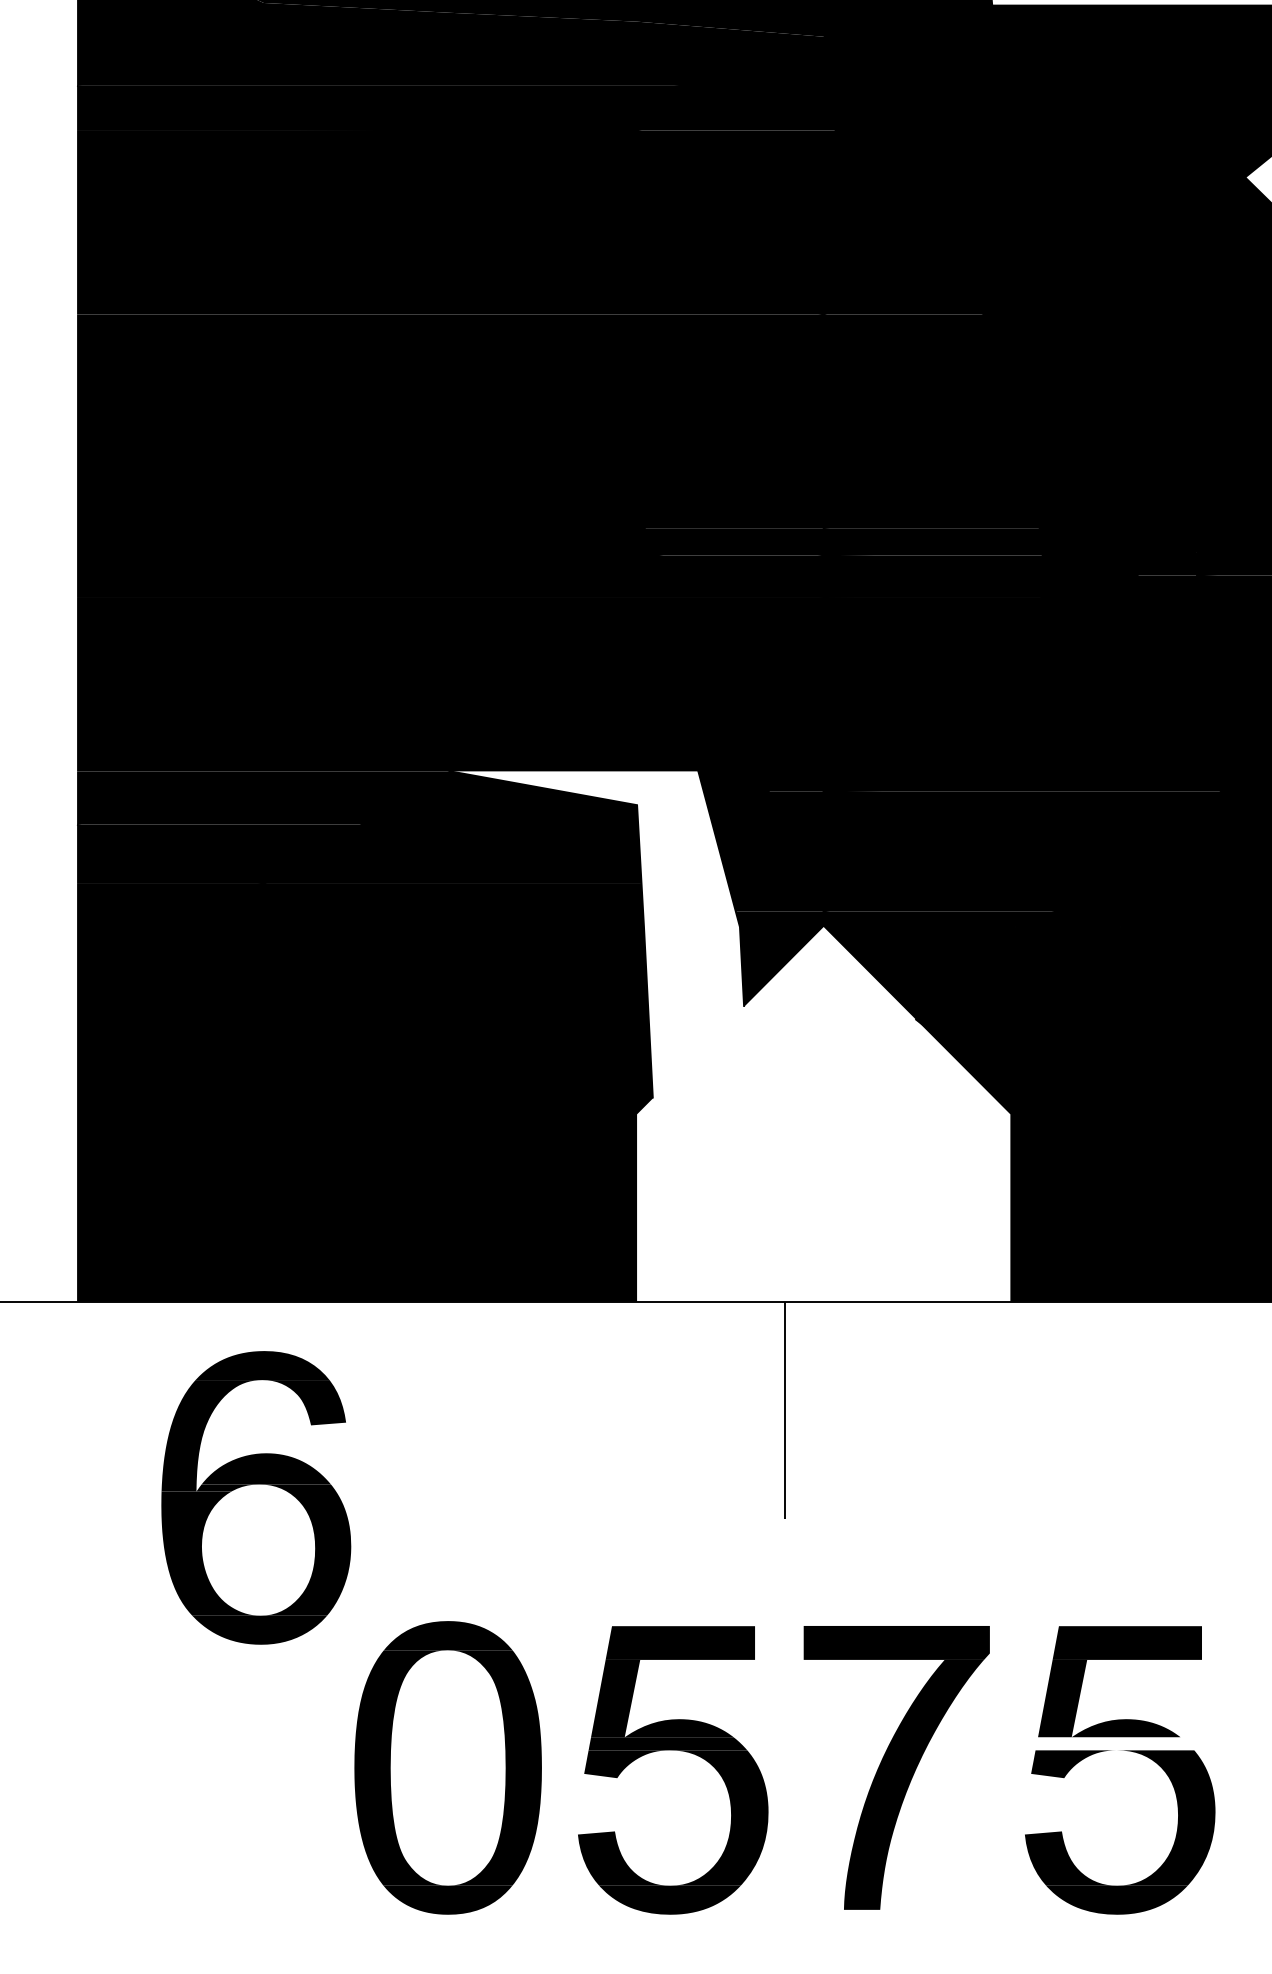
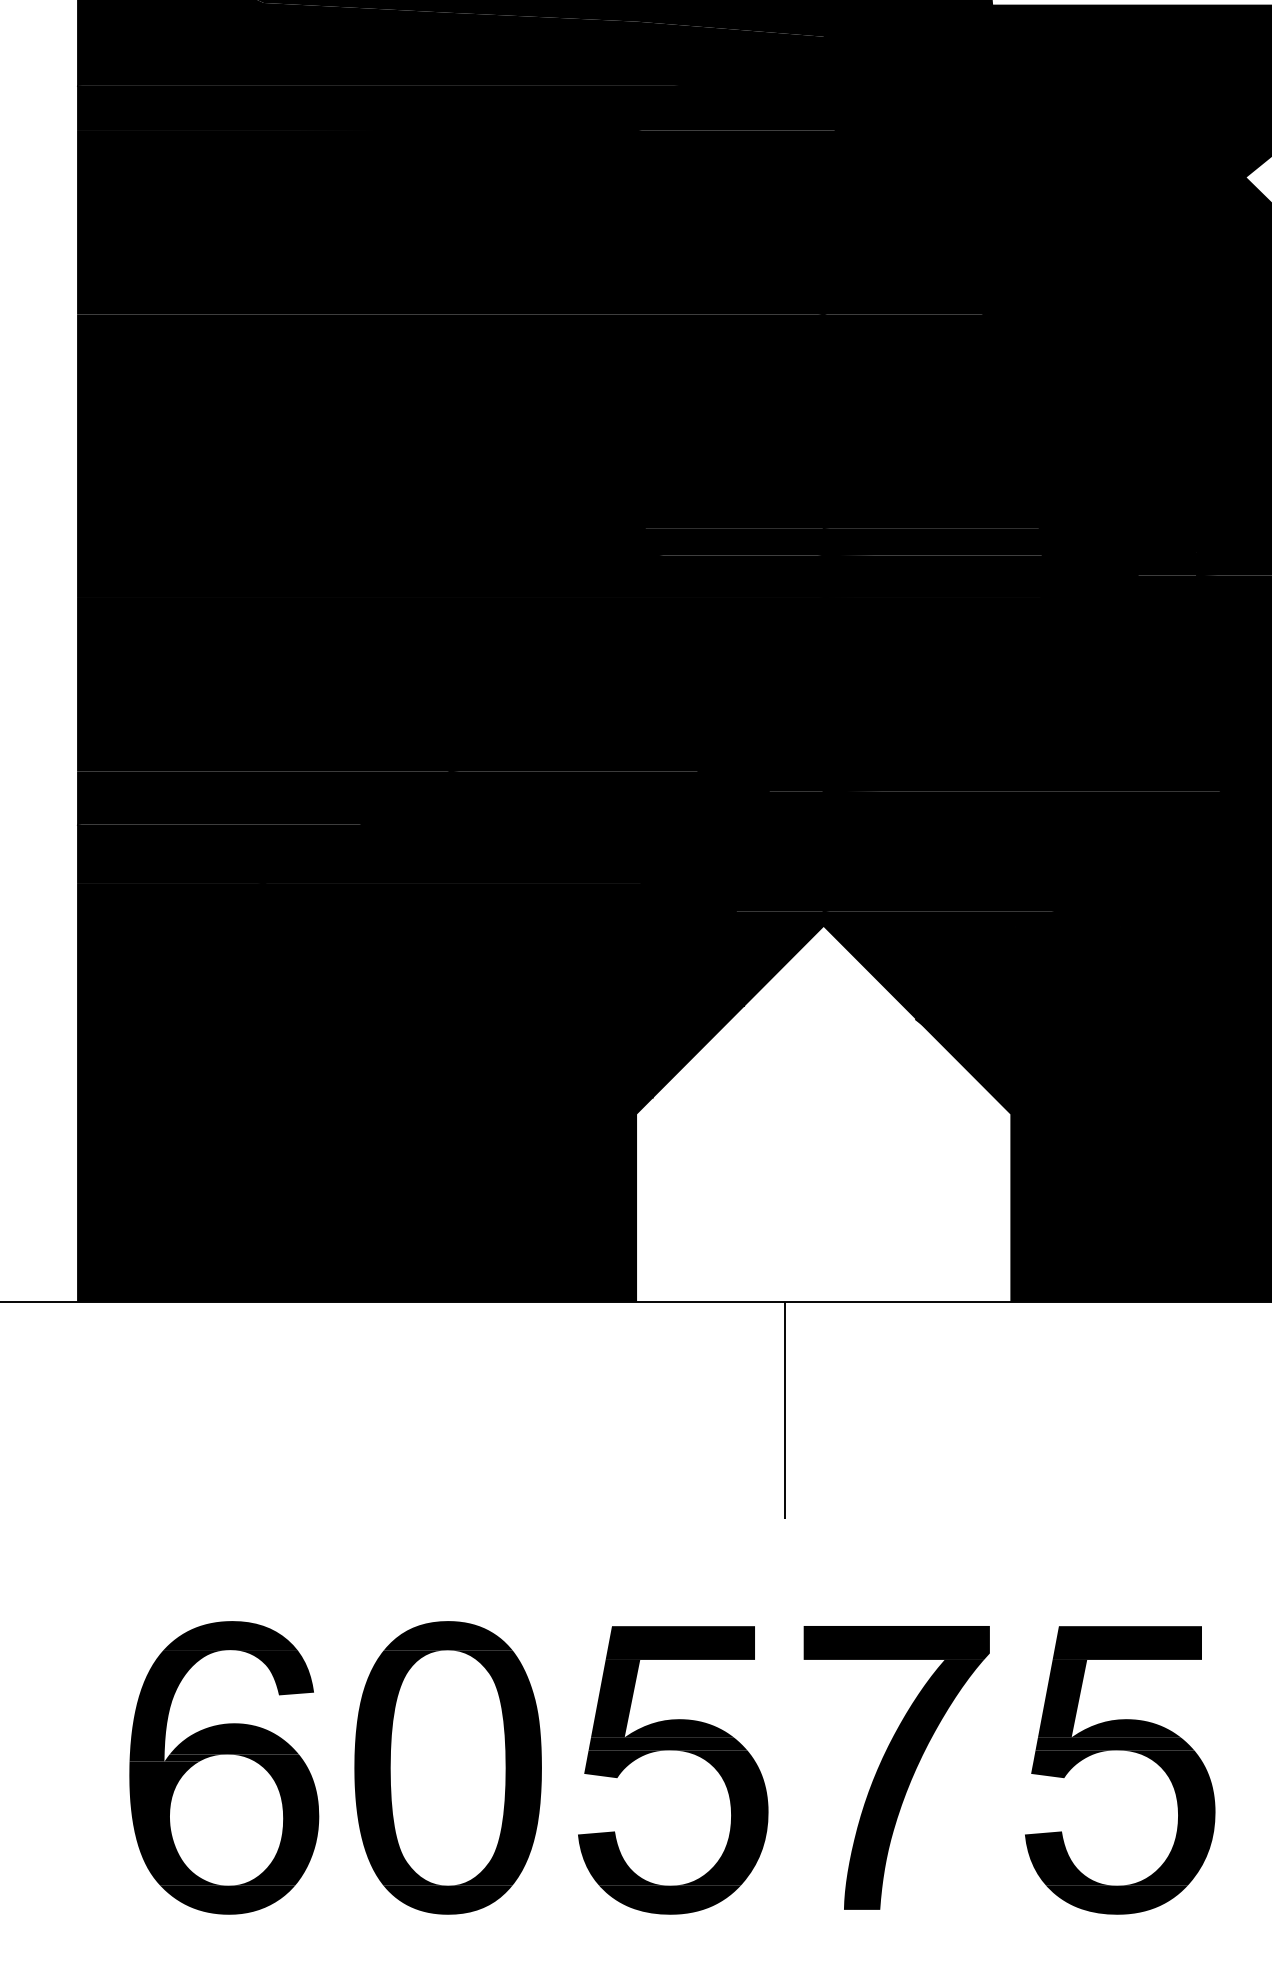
fill: none -> present (597, 942)
part position: (256, 1497) -> (224, 1767) (224, 1767)
fill: none -> present (1114, 1743)
